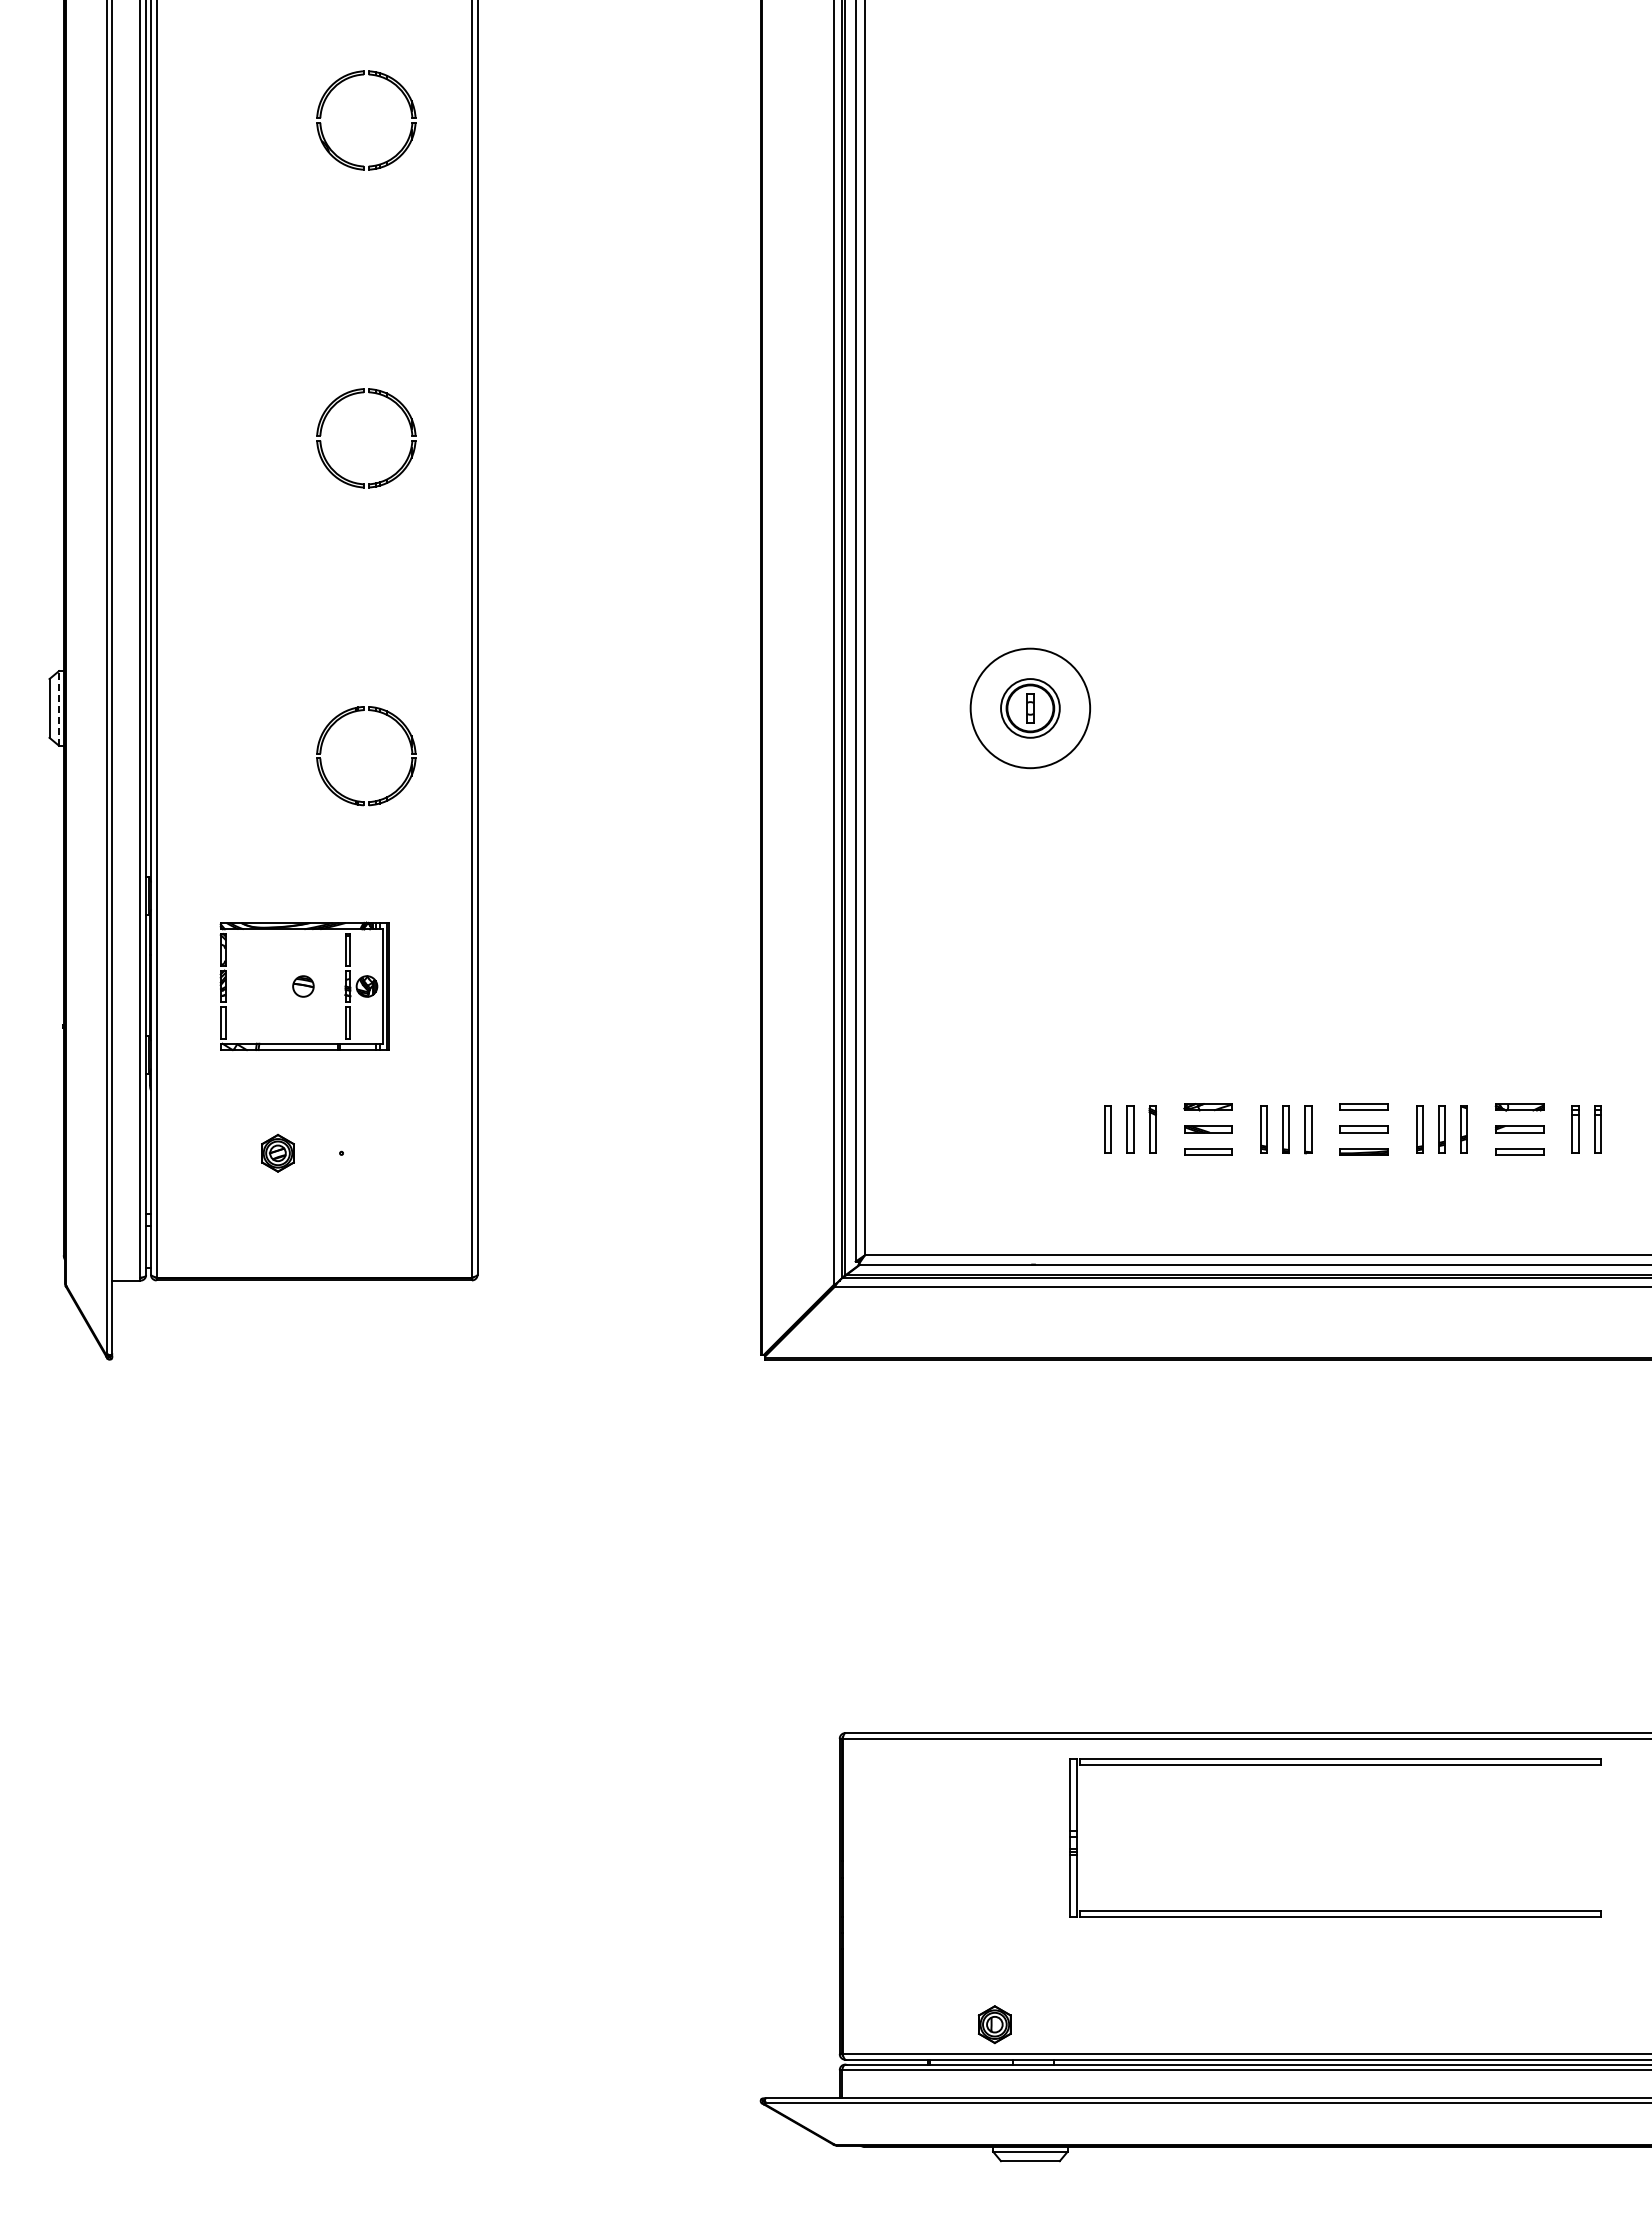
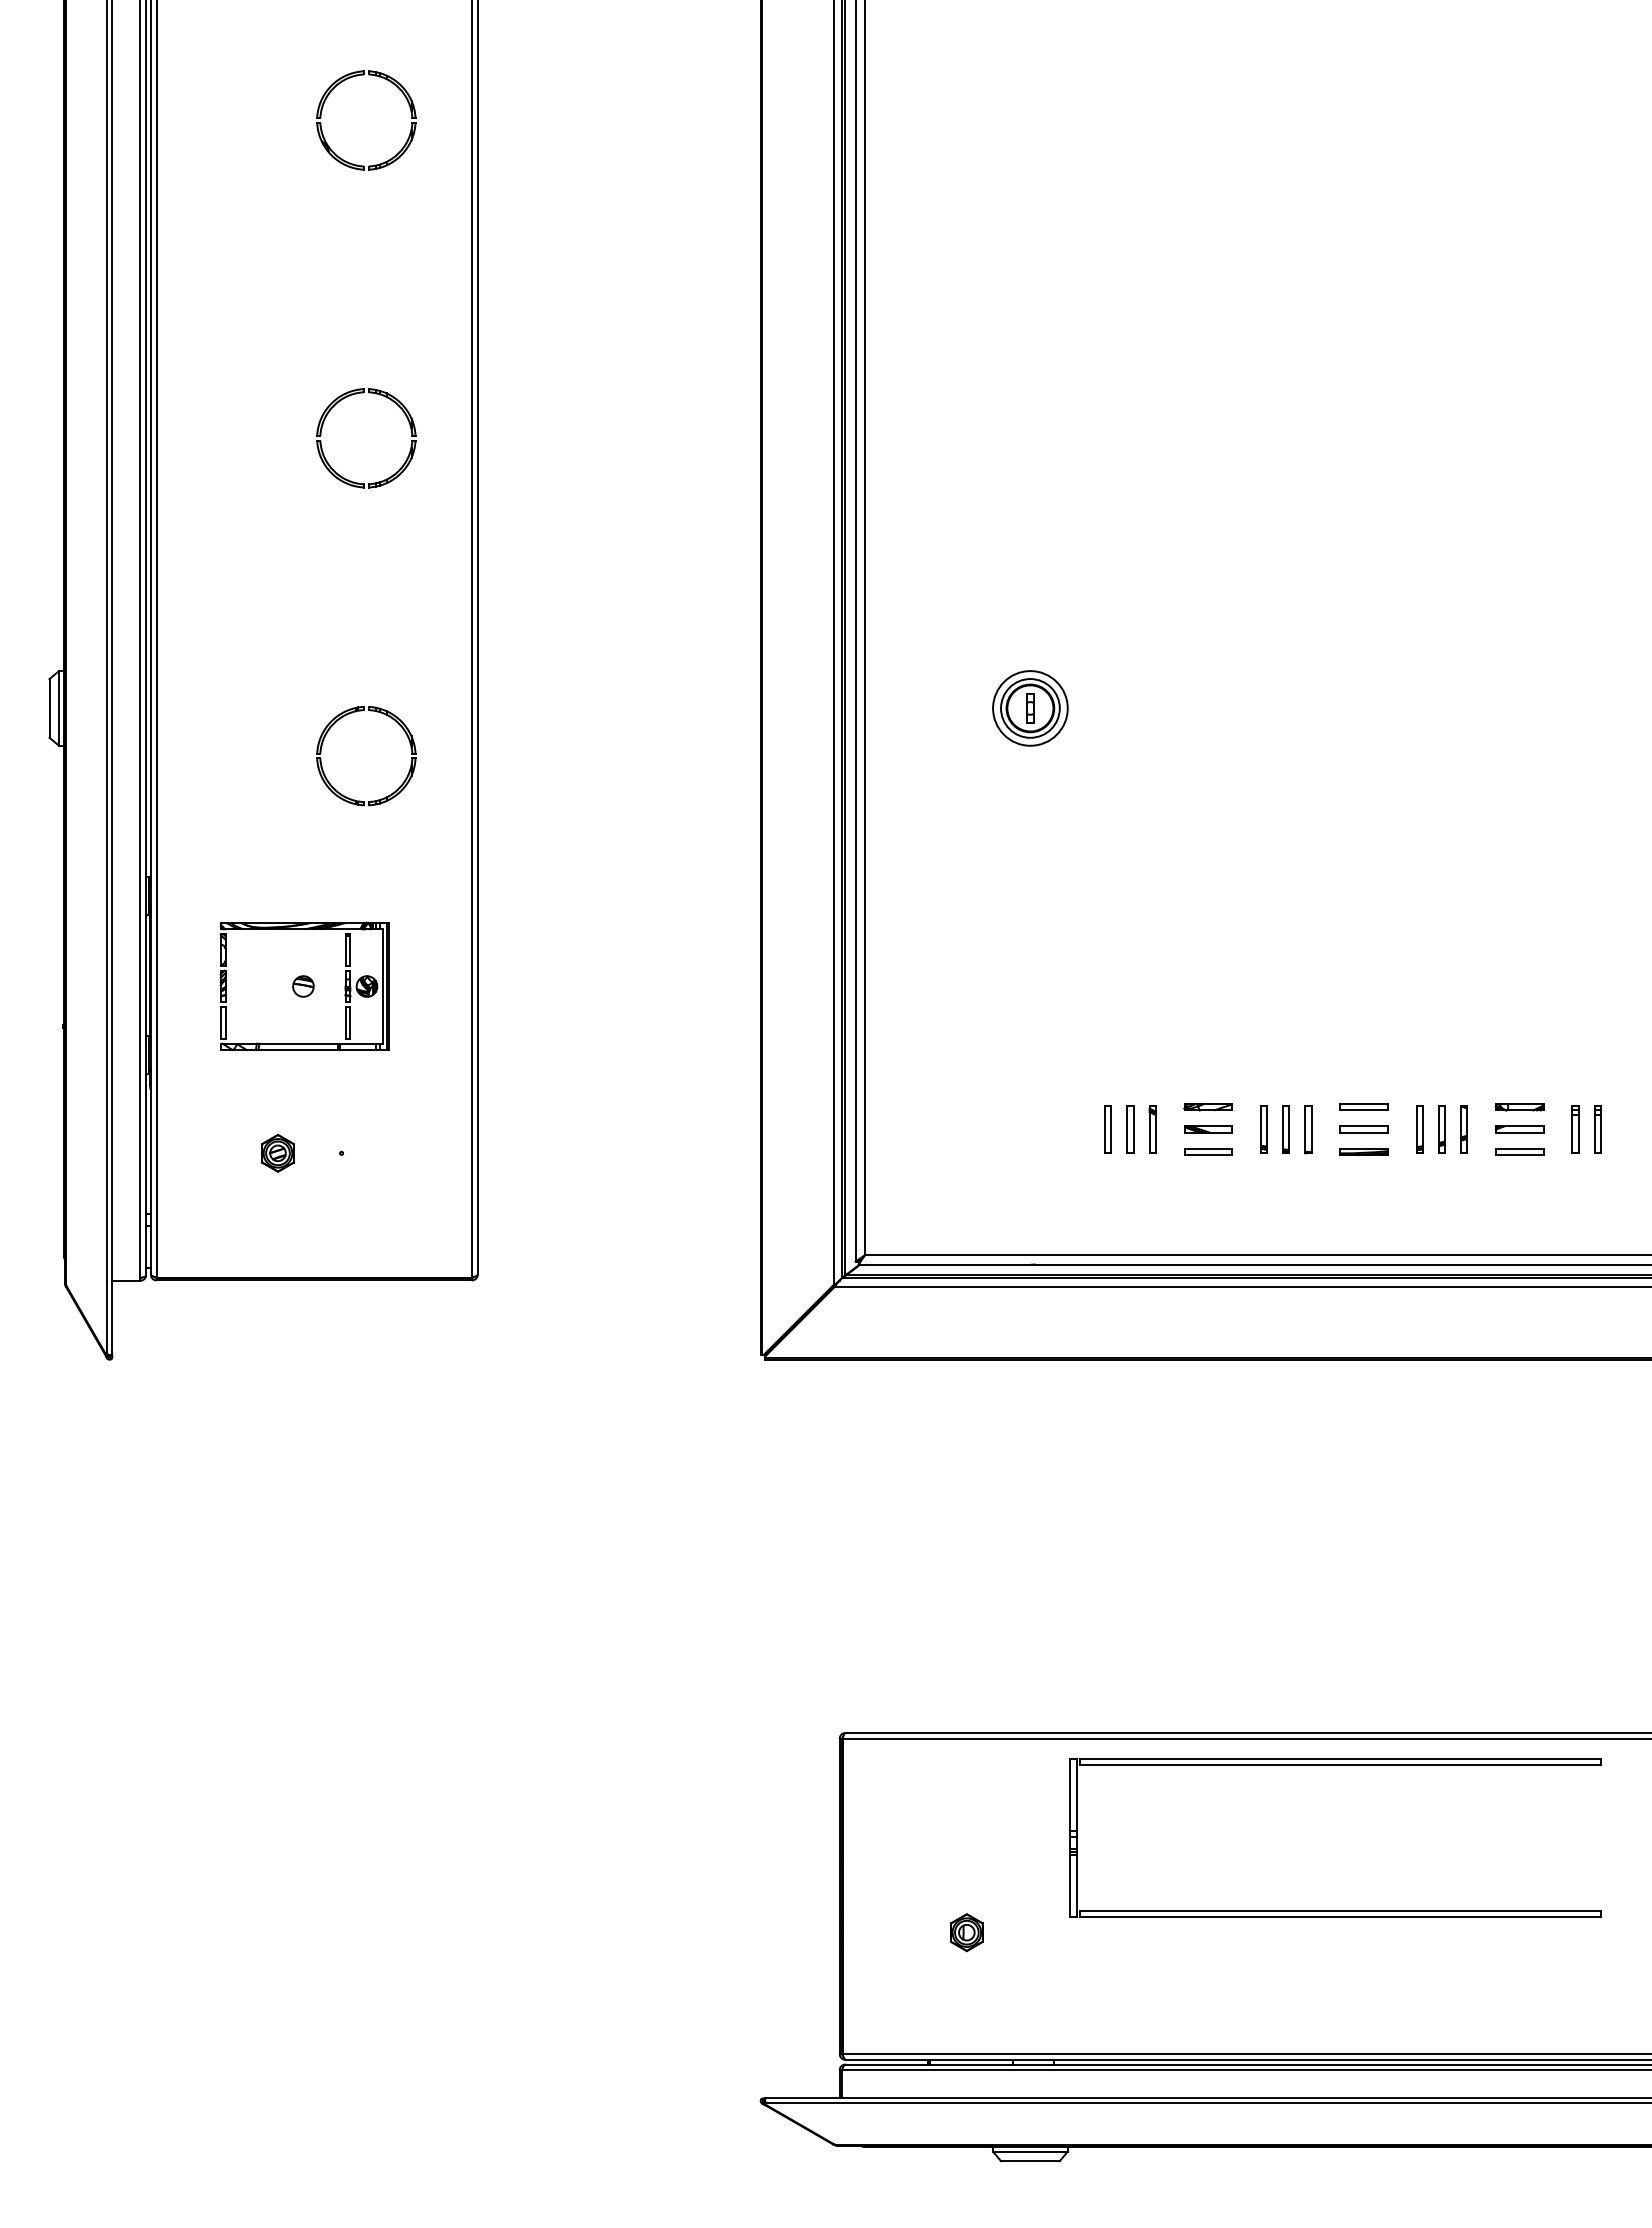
line: dashed -> solid (59, 707)
circle diameter: 119 px -> 75 px (1030, 708)
part position: (994, 2024) -> (966, 1932) (966, 1932)
